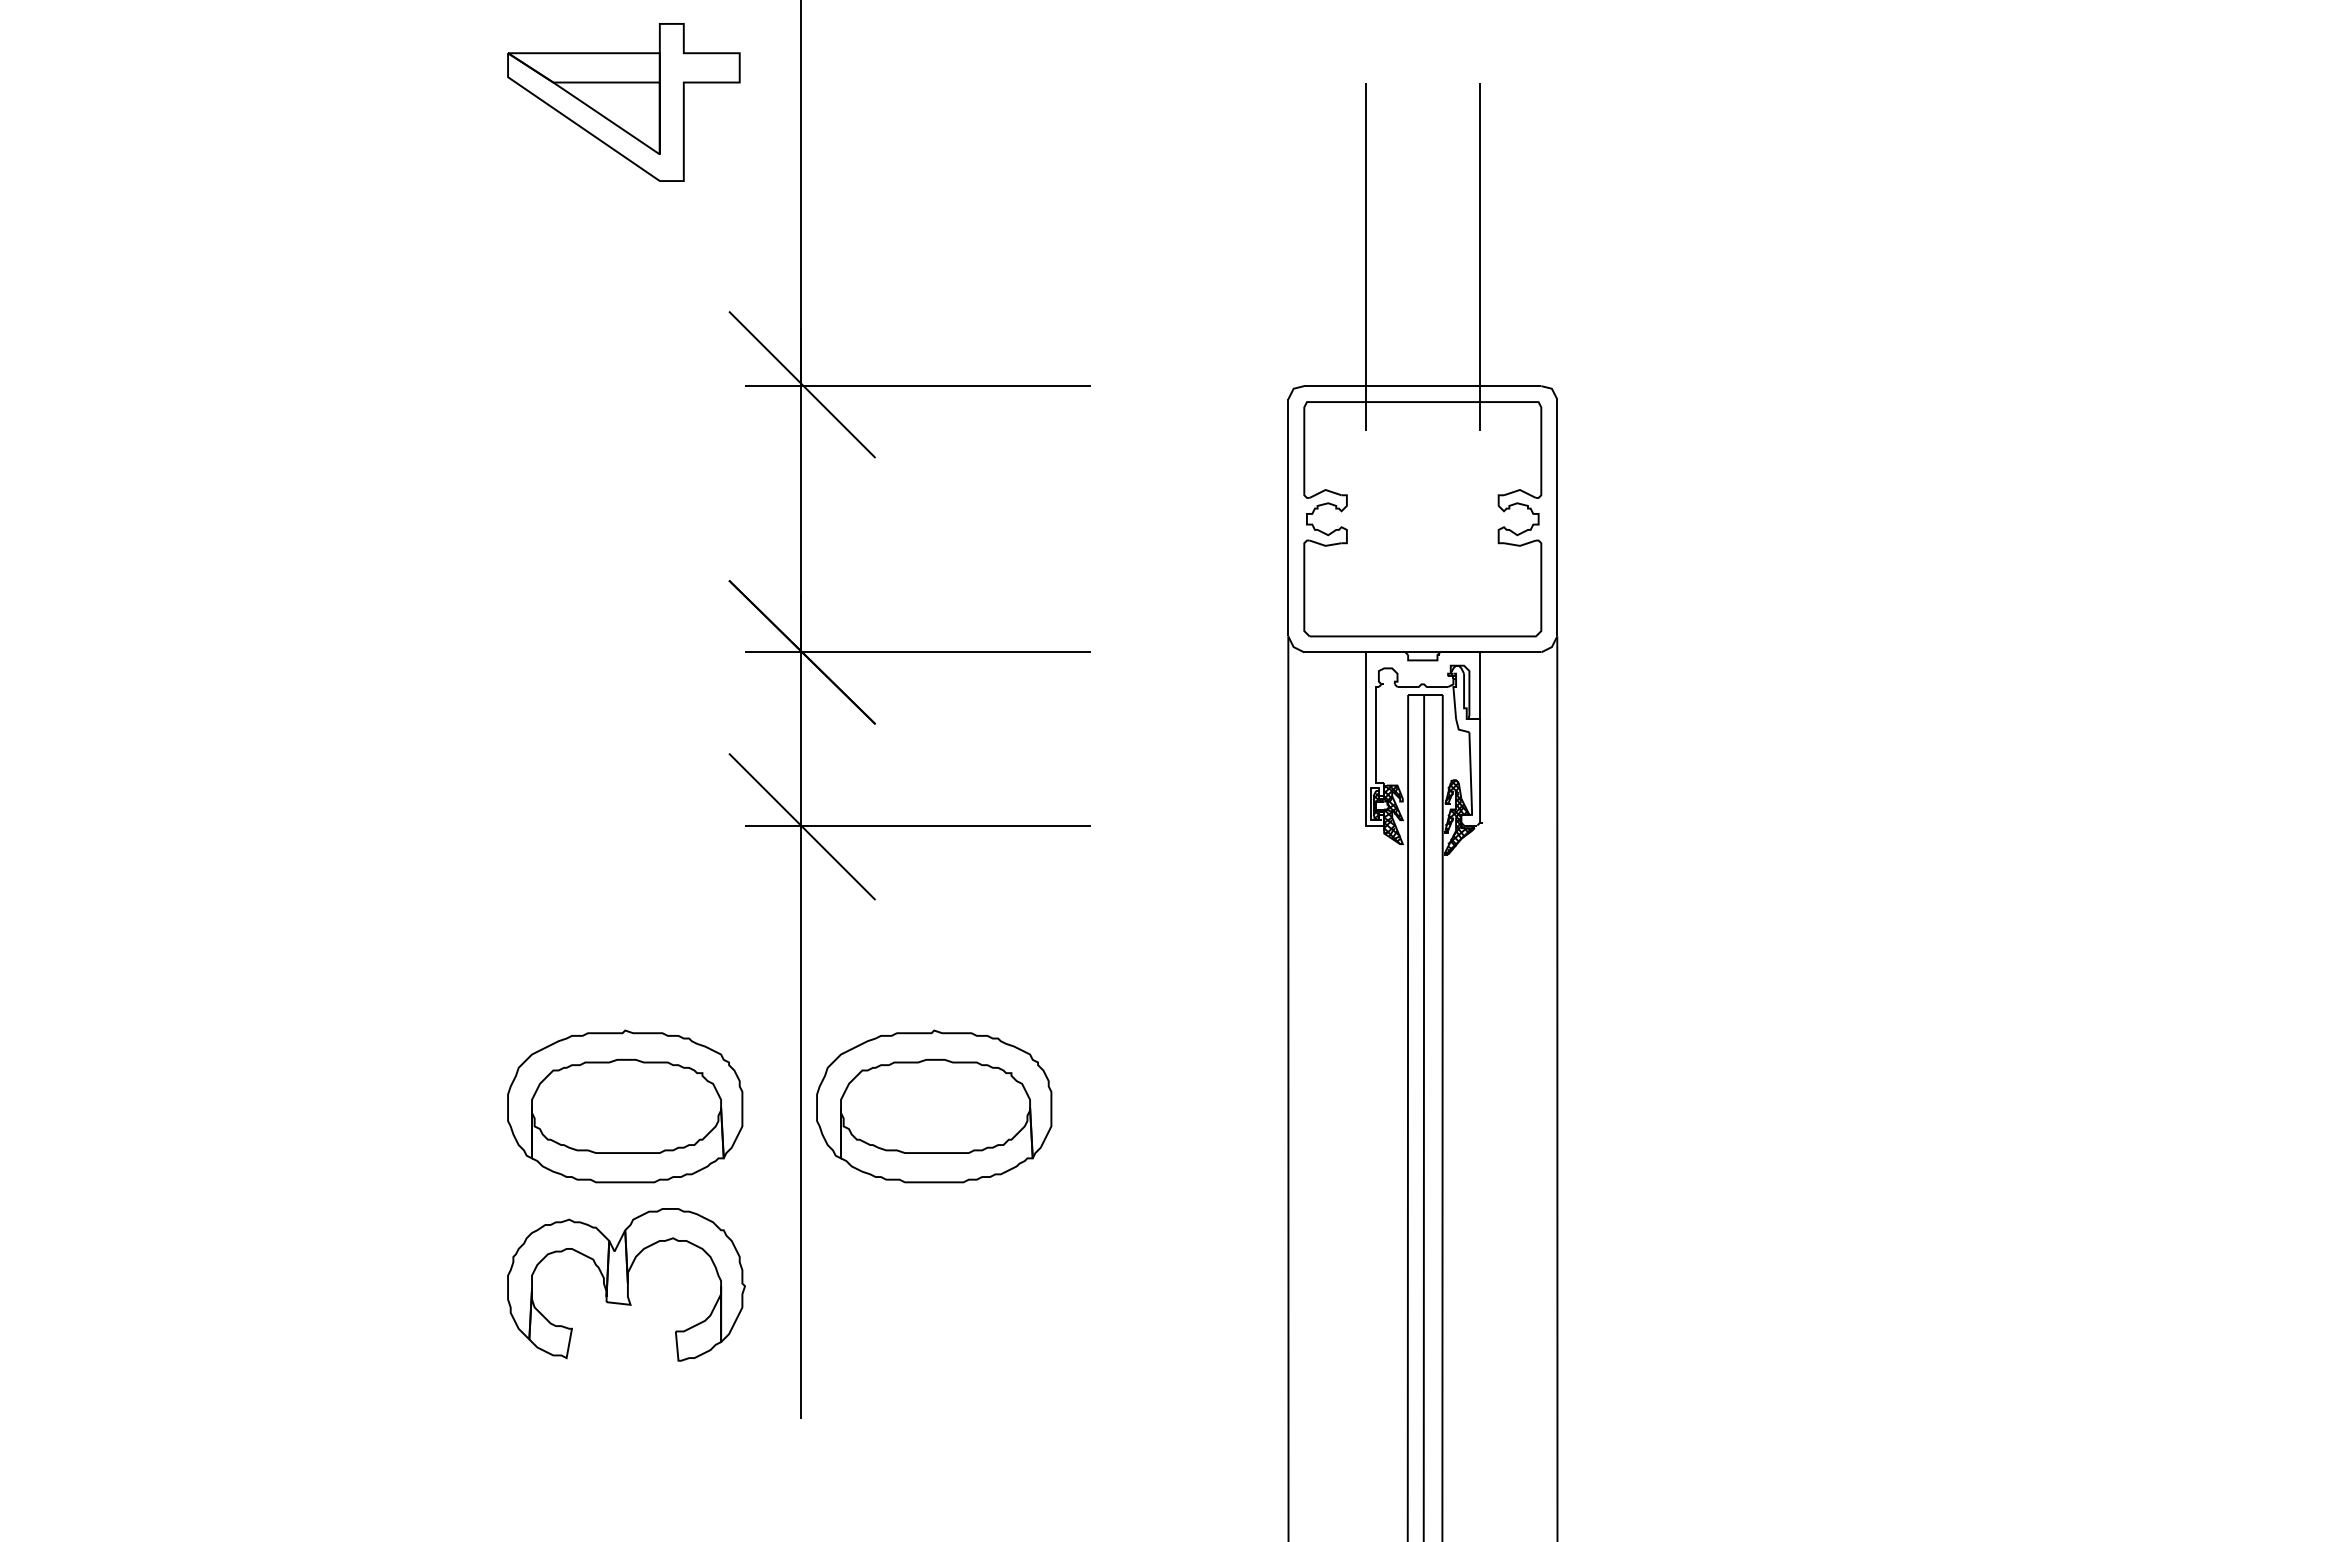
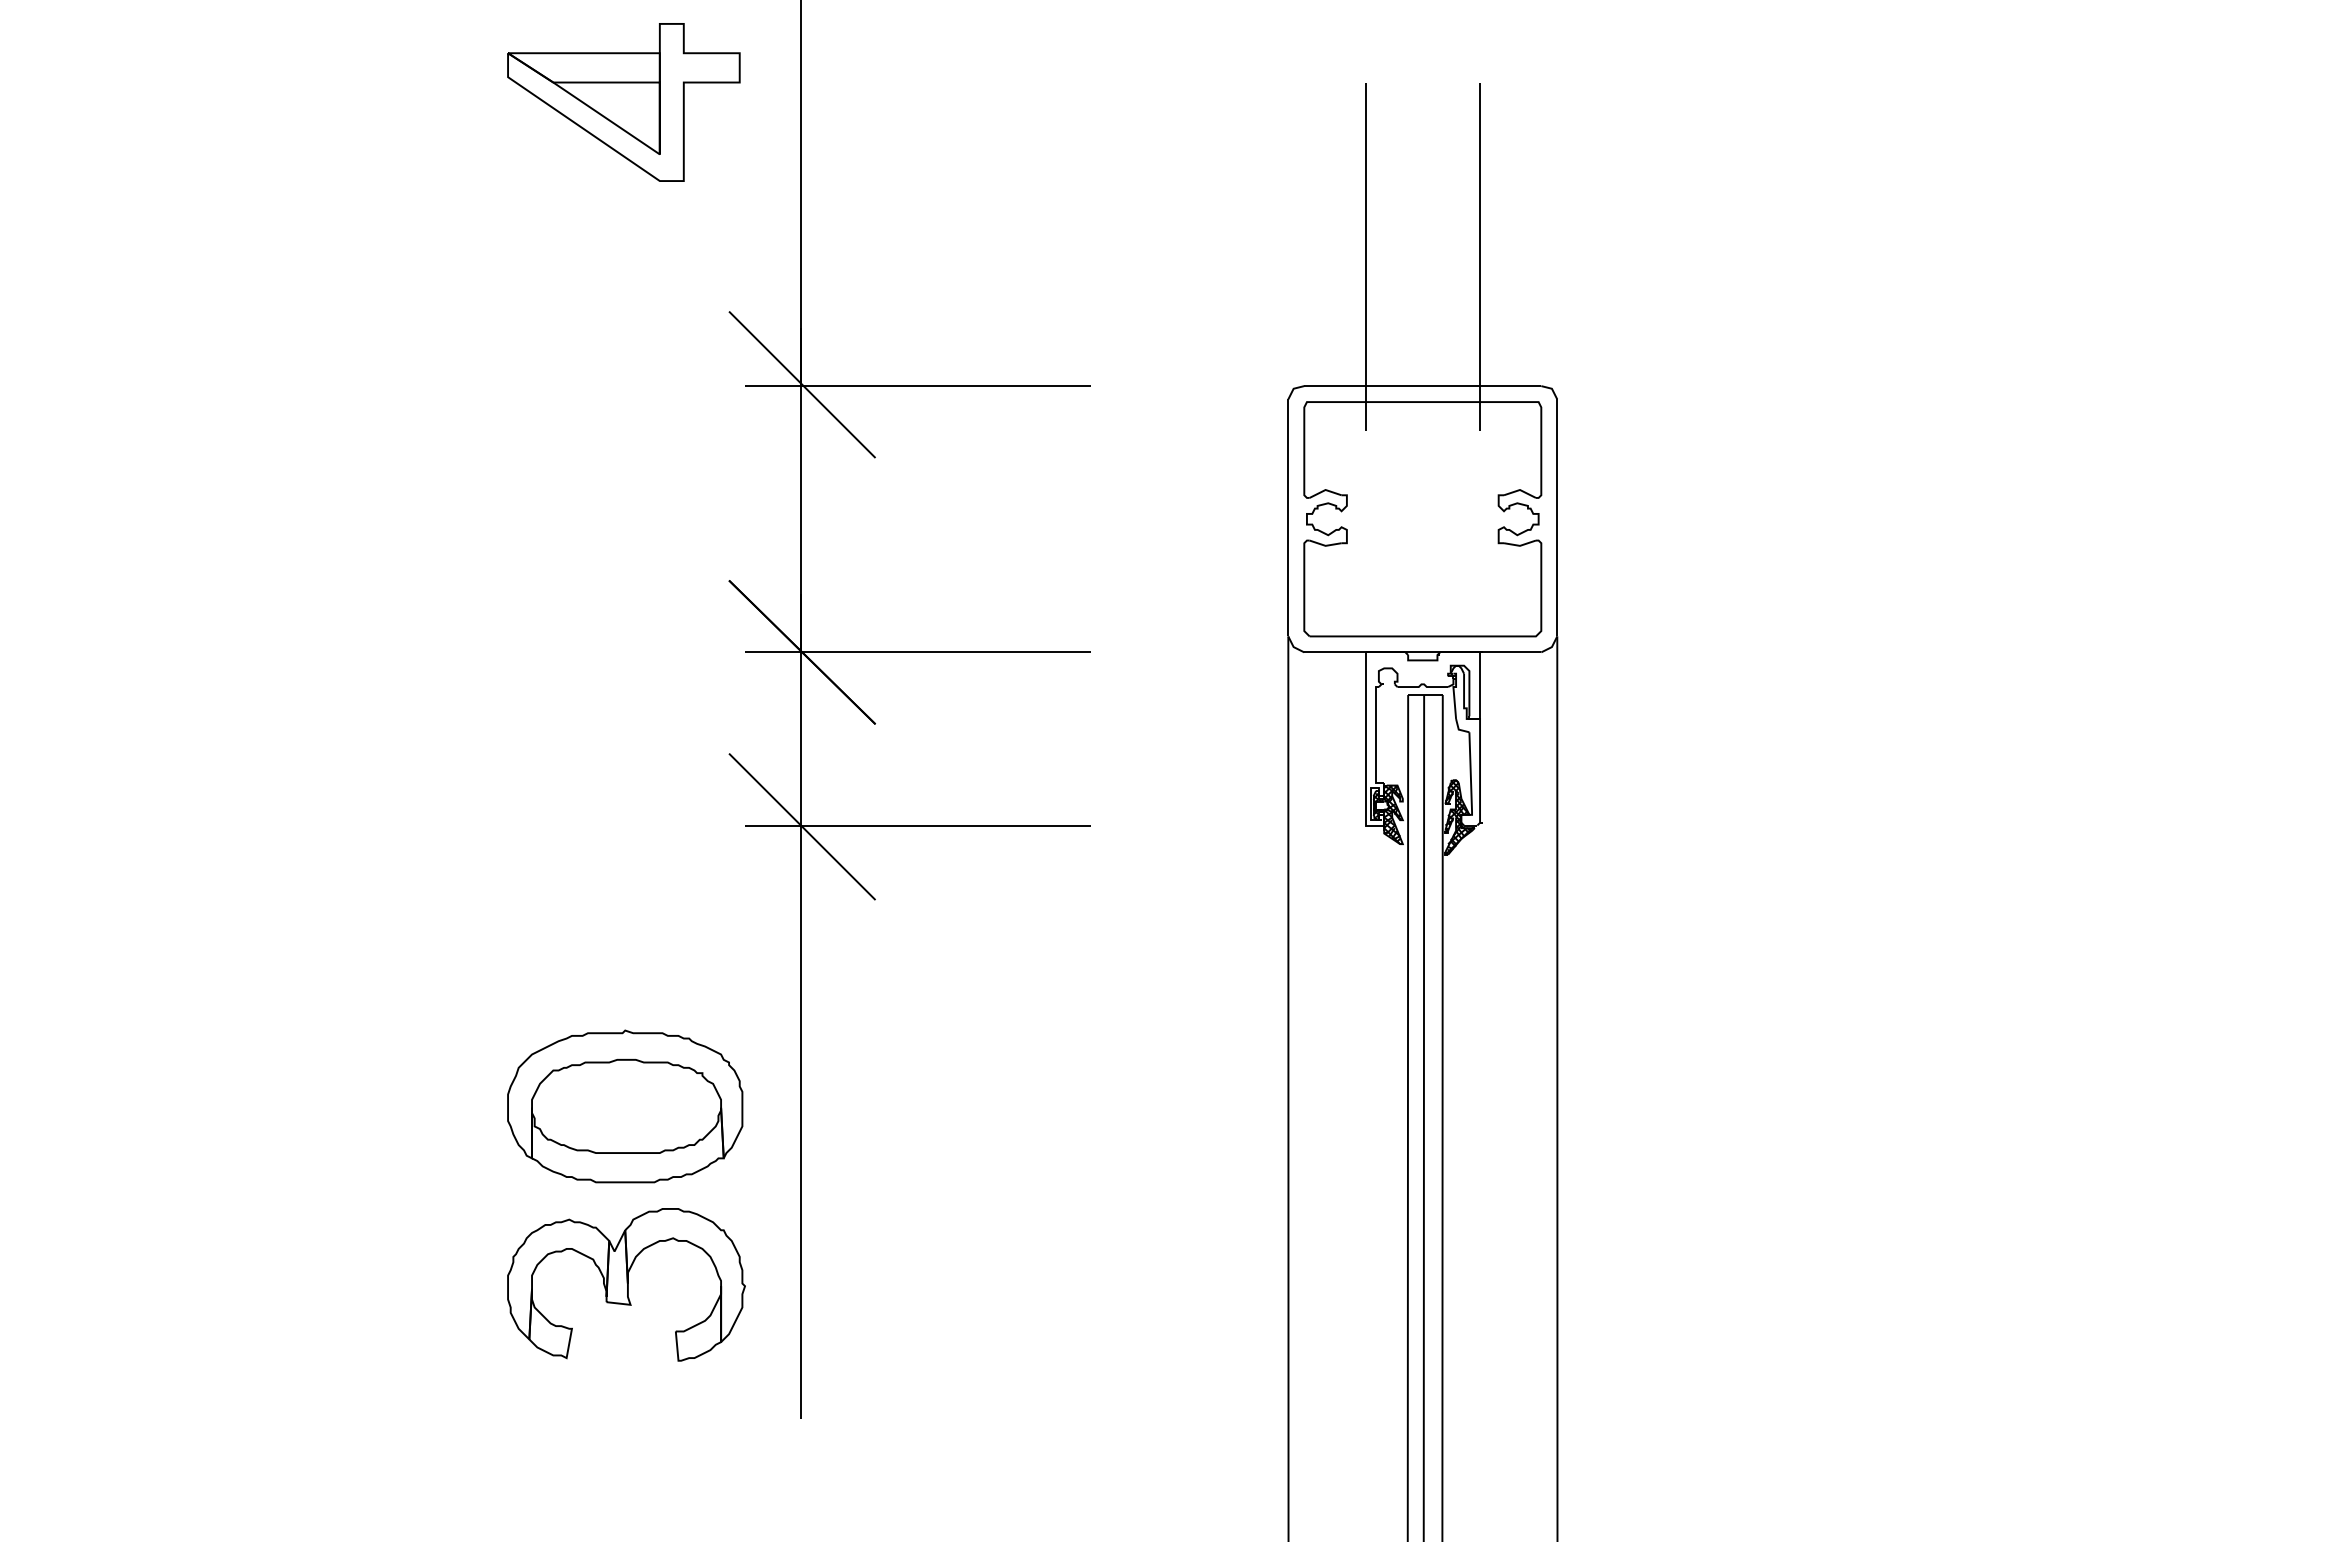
part: present -> none (934, 1106)
